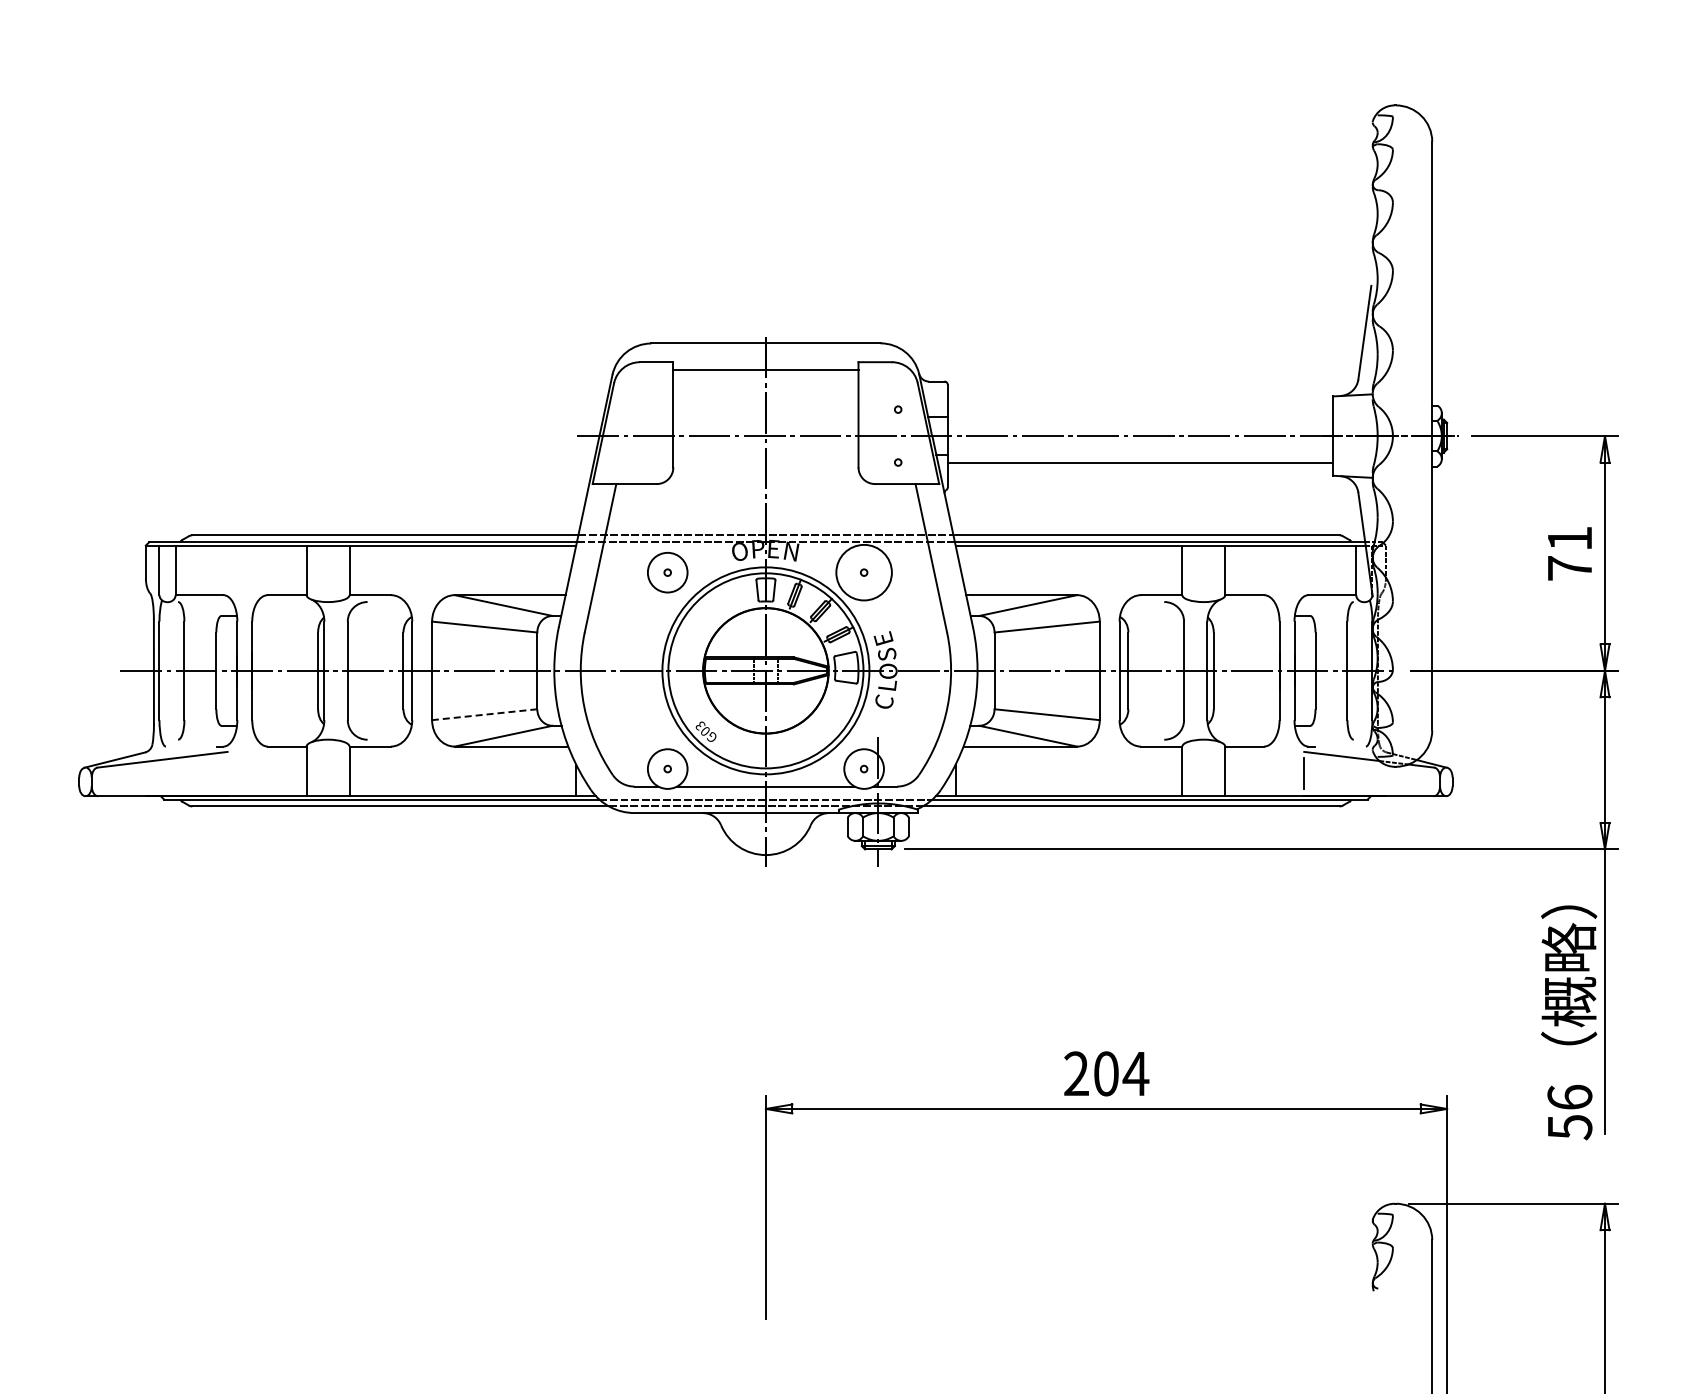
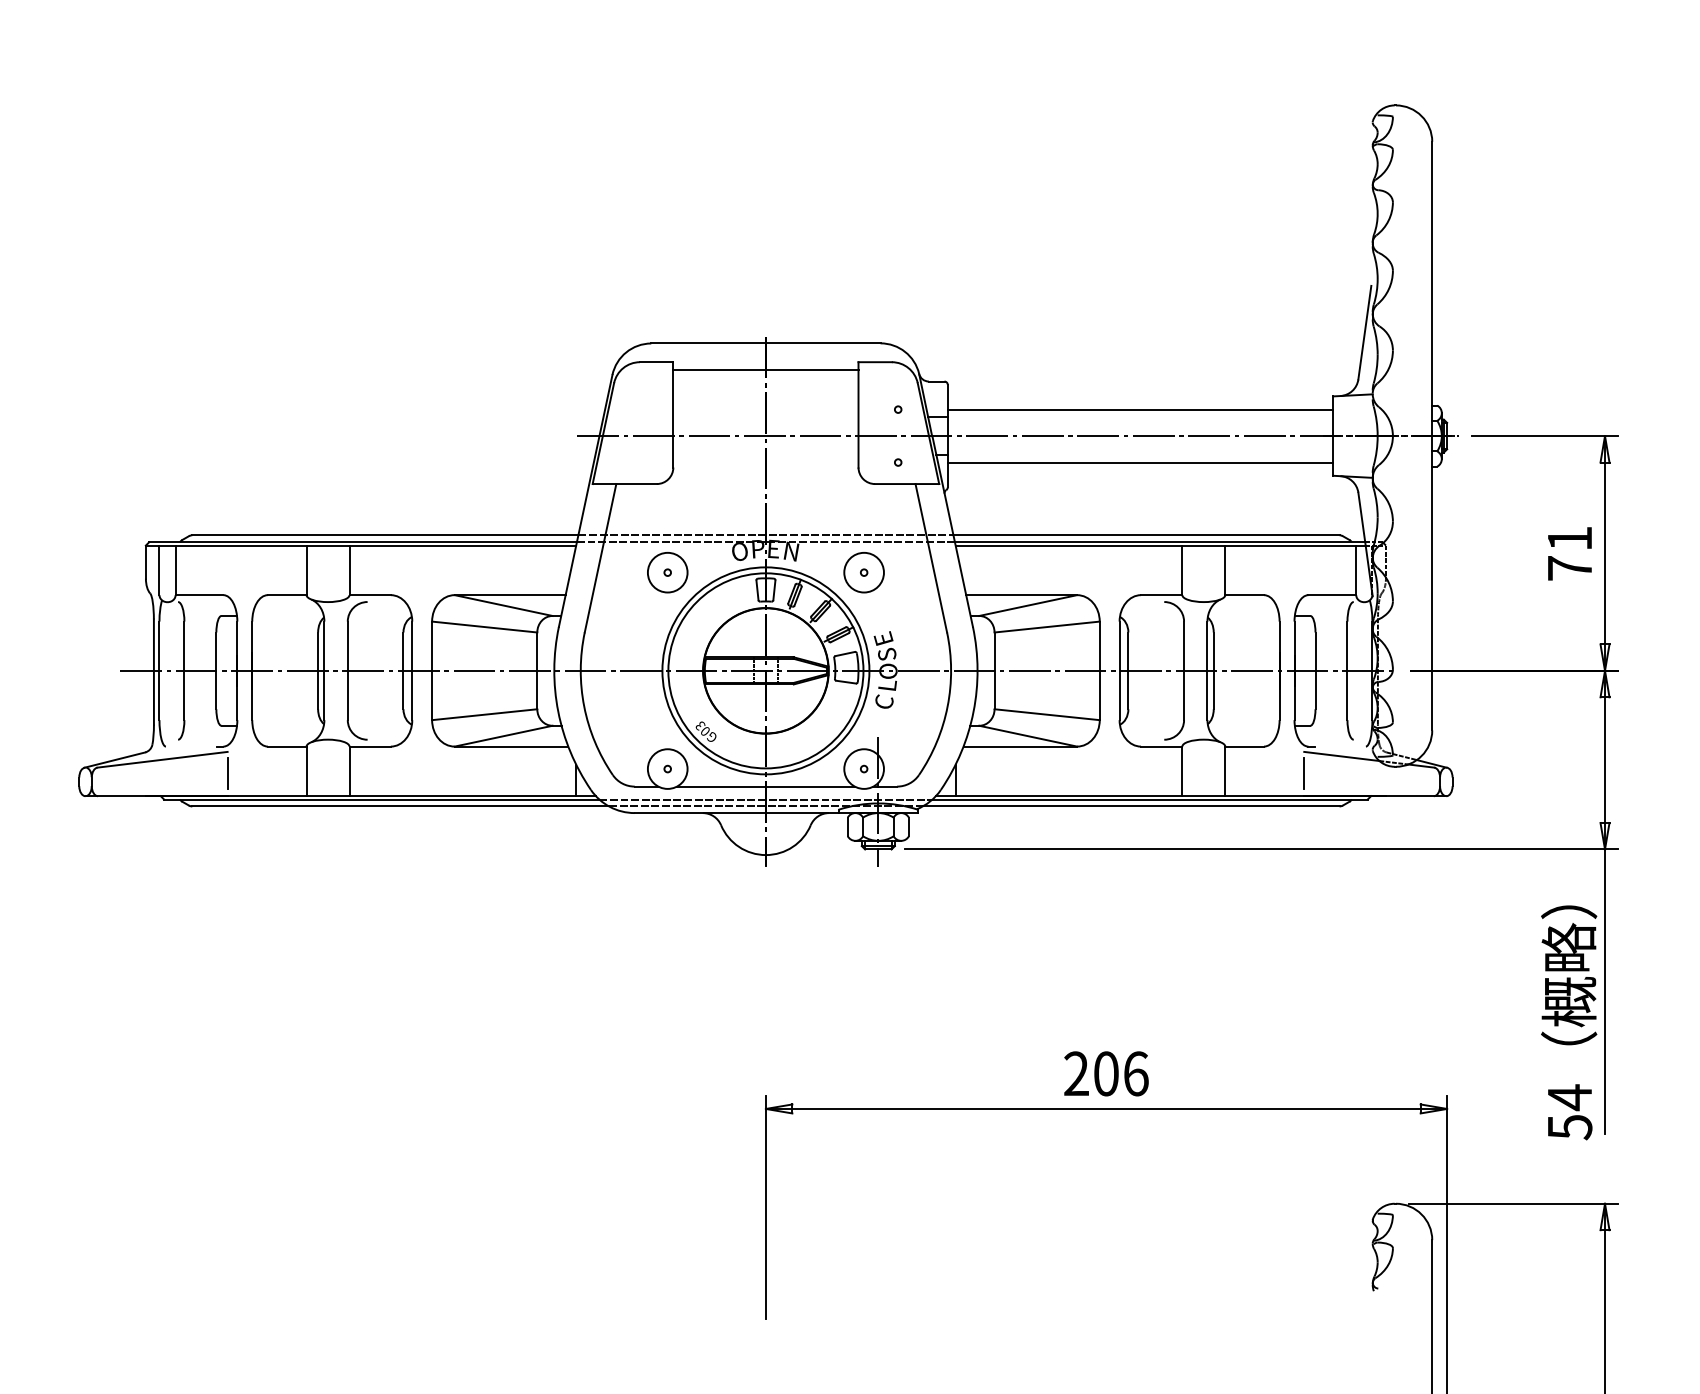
line: none -> present (1140, 409)
circle diameter: 56 px -> 40 px (863, 572)
line: dashed -> solid (484, 714)
line: none -> present (227, 773)
text: 204 -> 206 (1135, 1073)
text: 56 -> 54 (1569, 1097)
